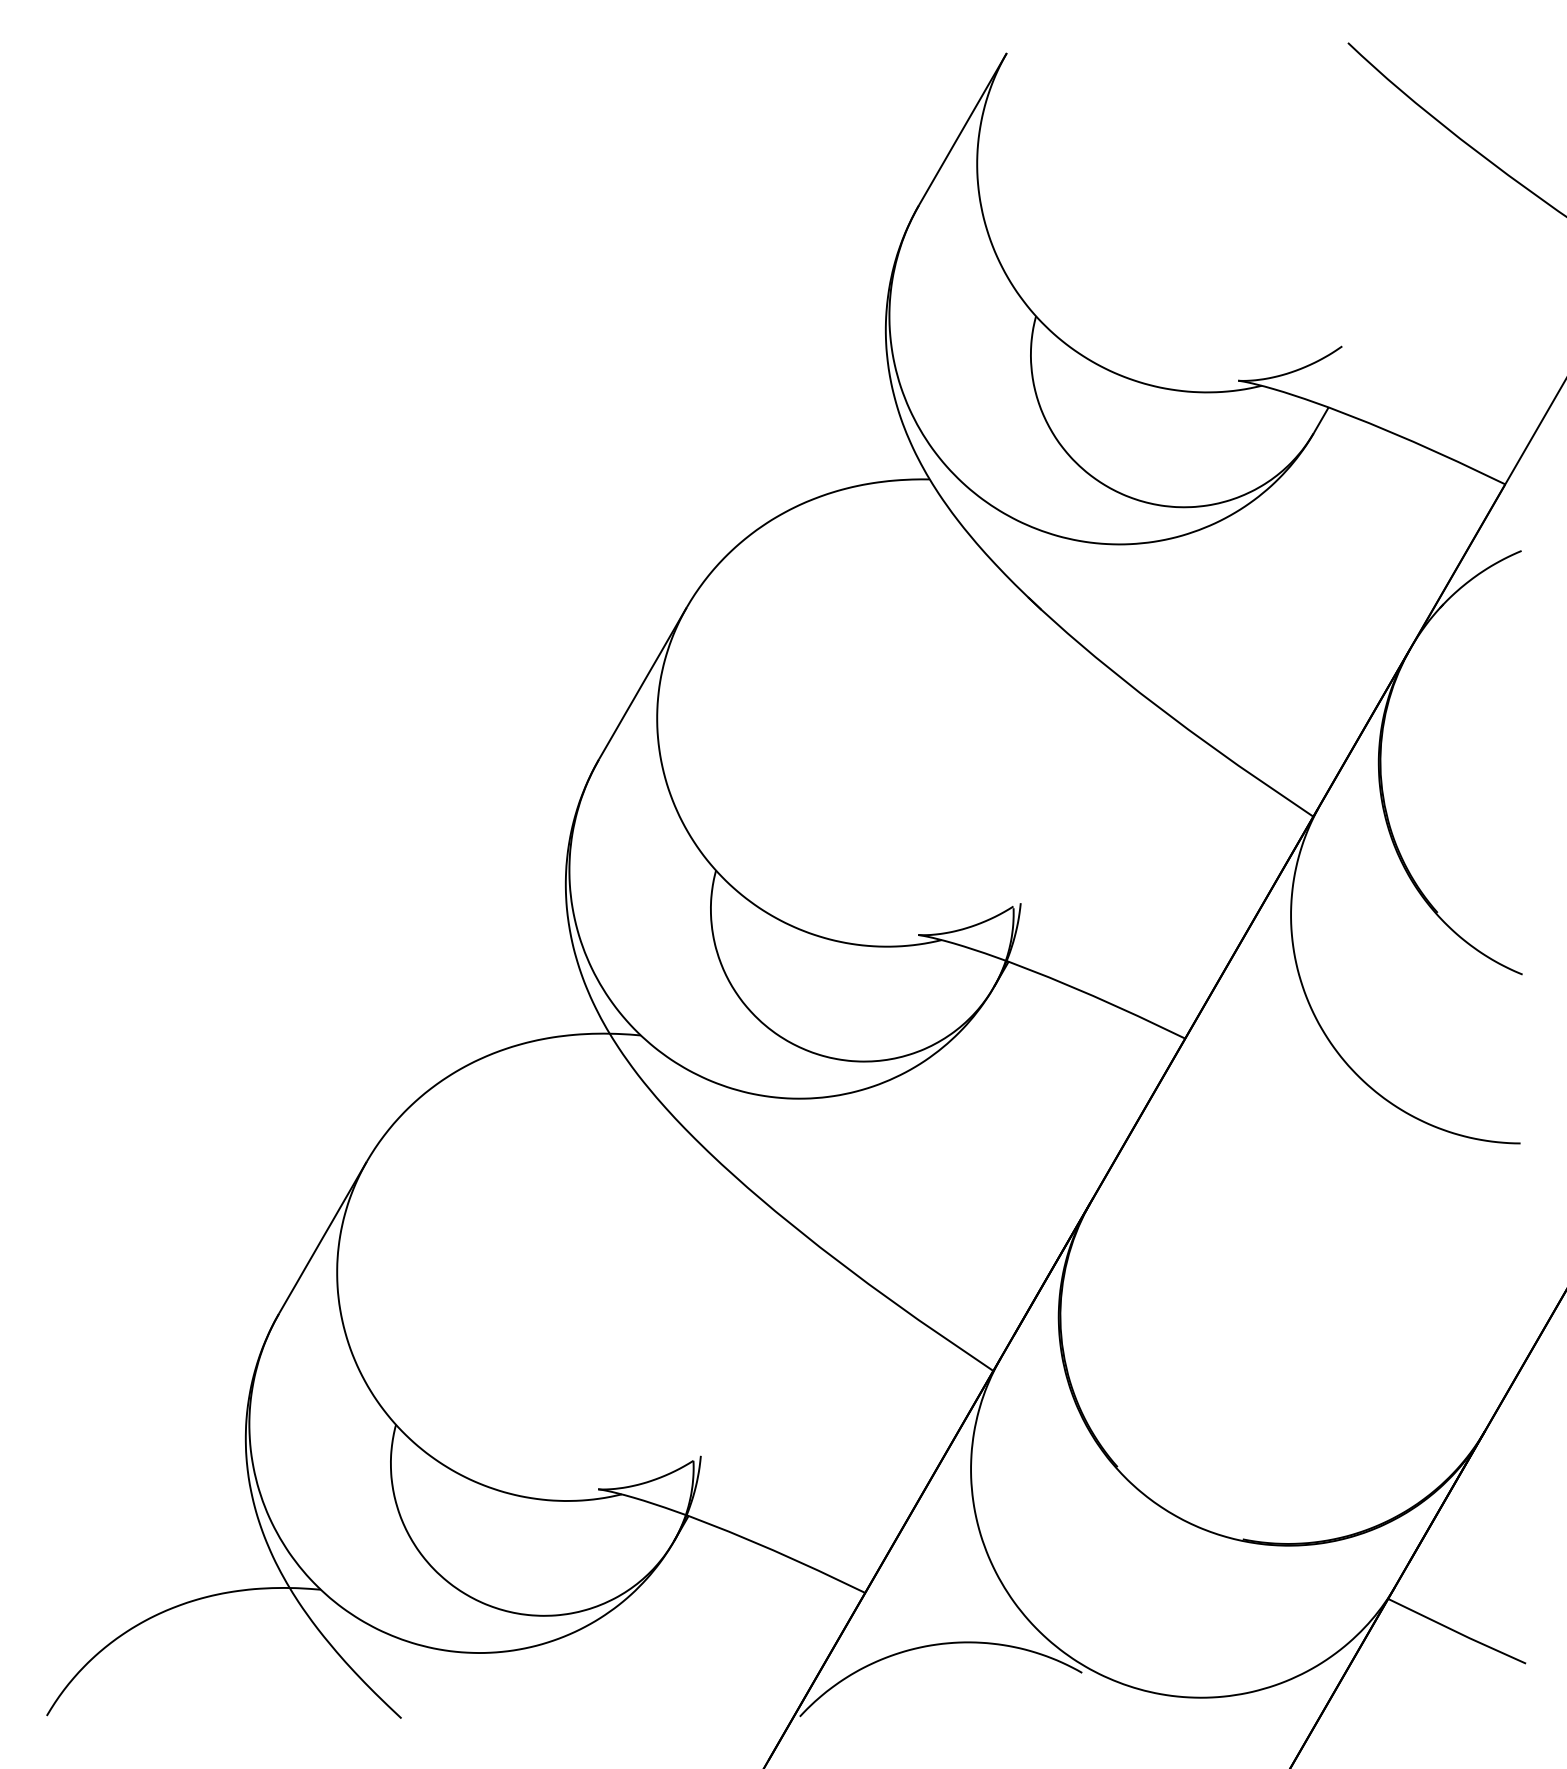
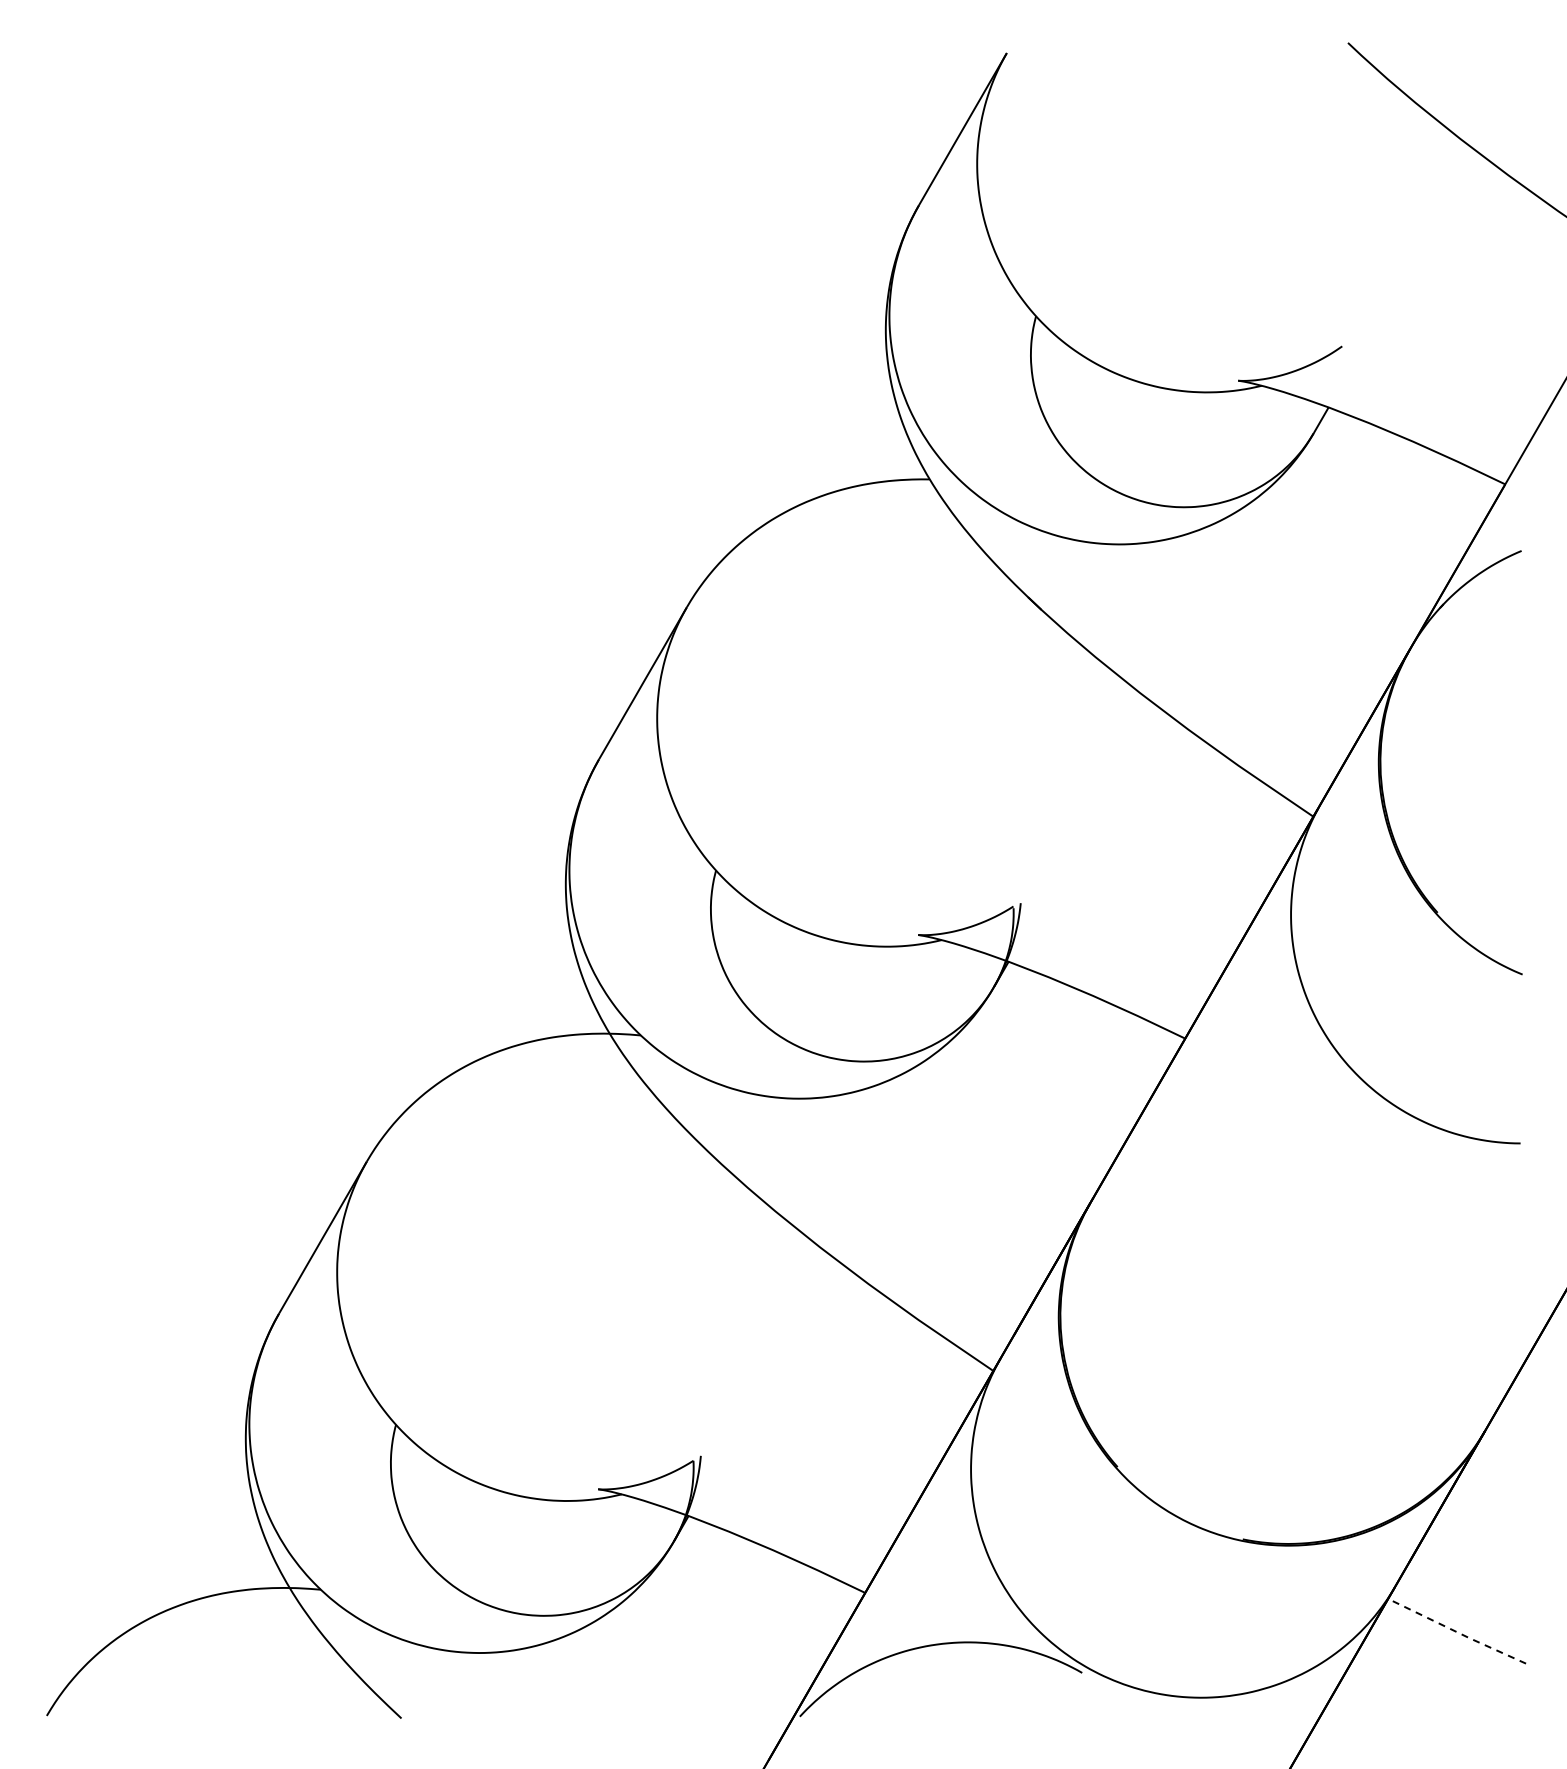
line: solid -> dashed (1457, 1632)
